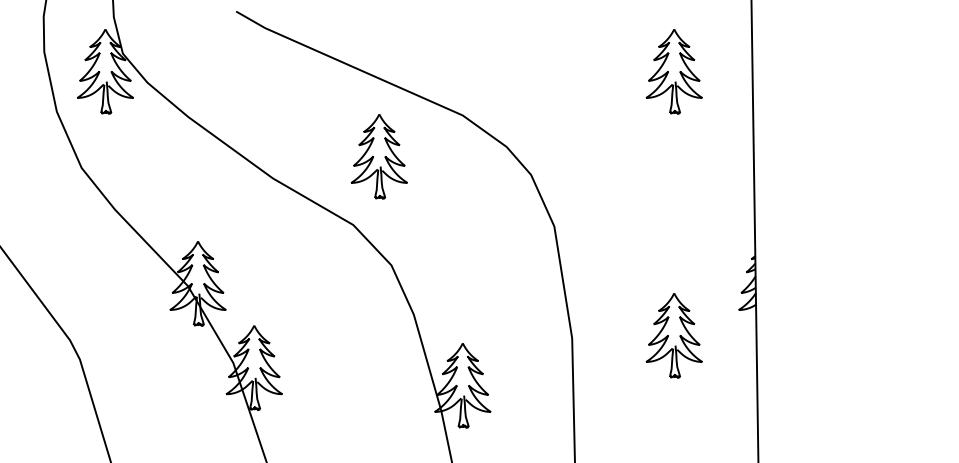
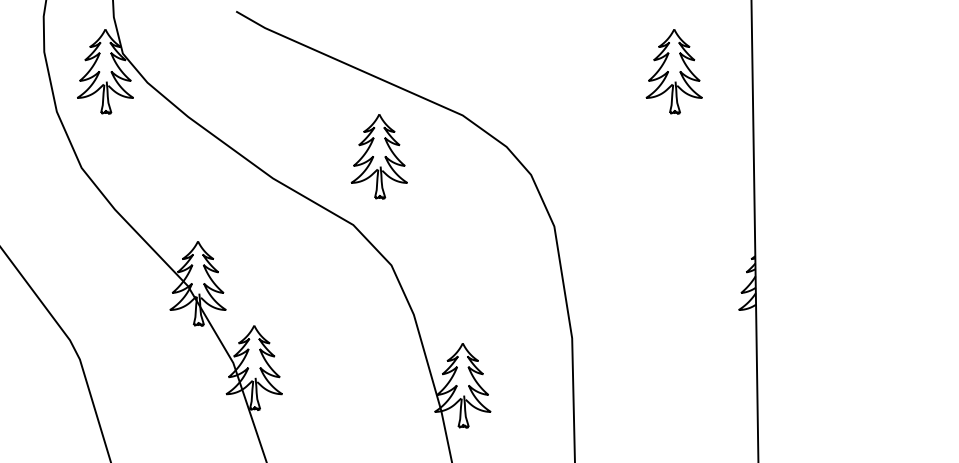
part: present -> none (673, 335)
